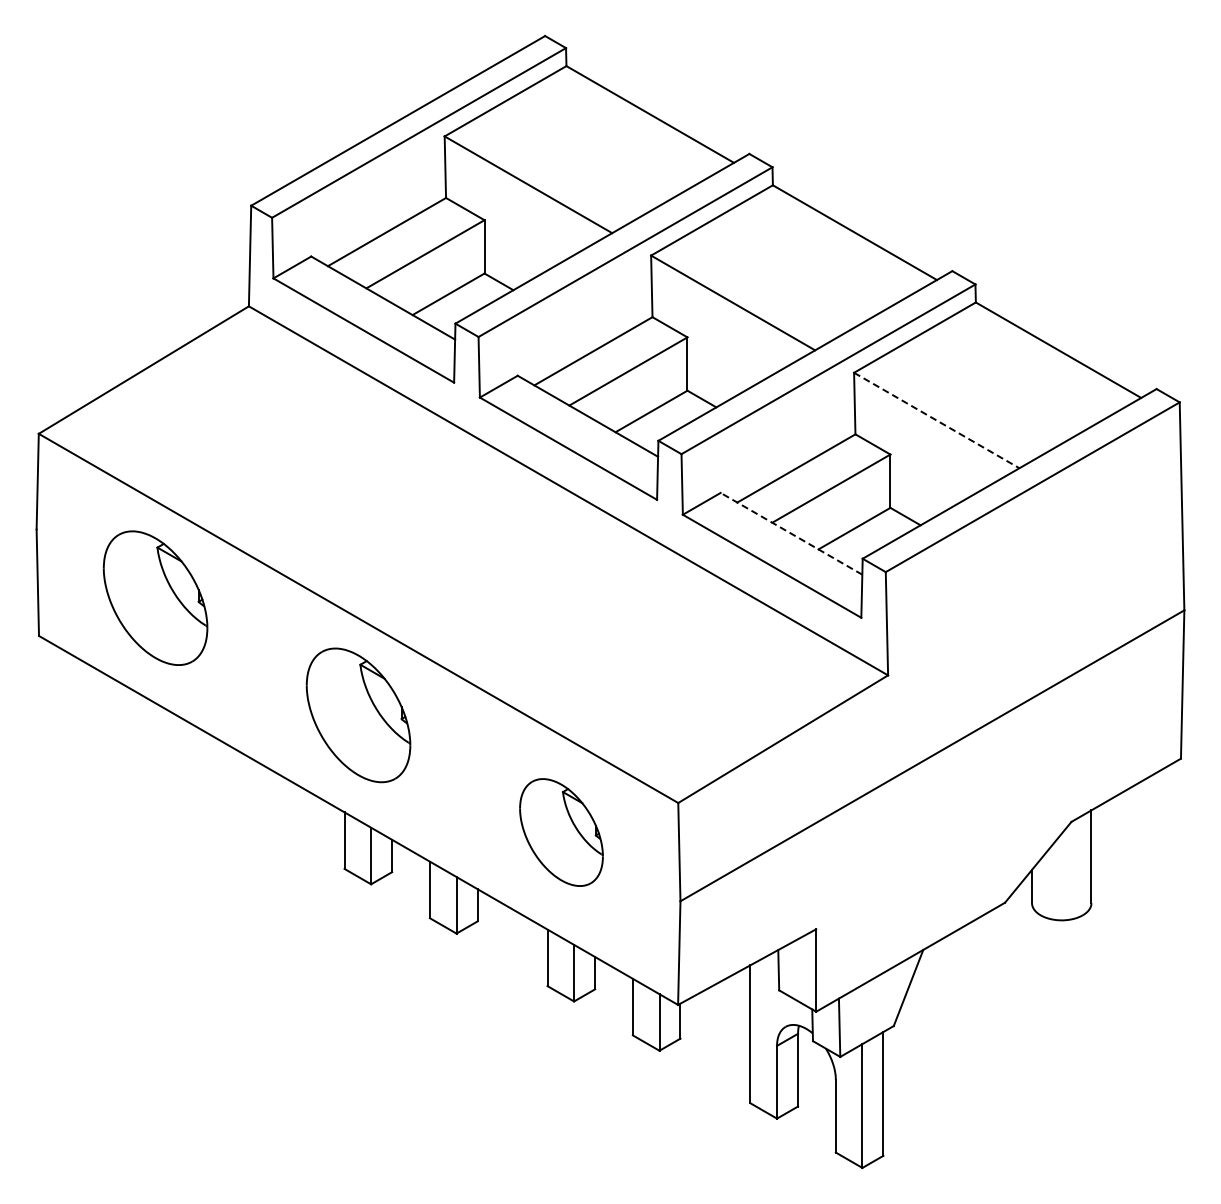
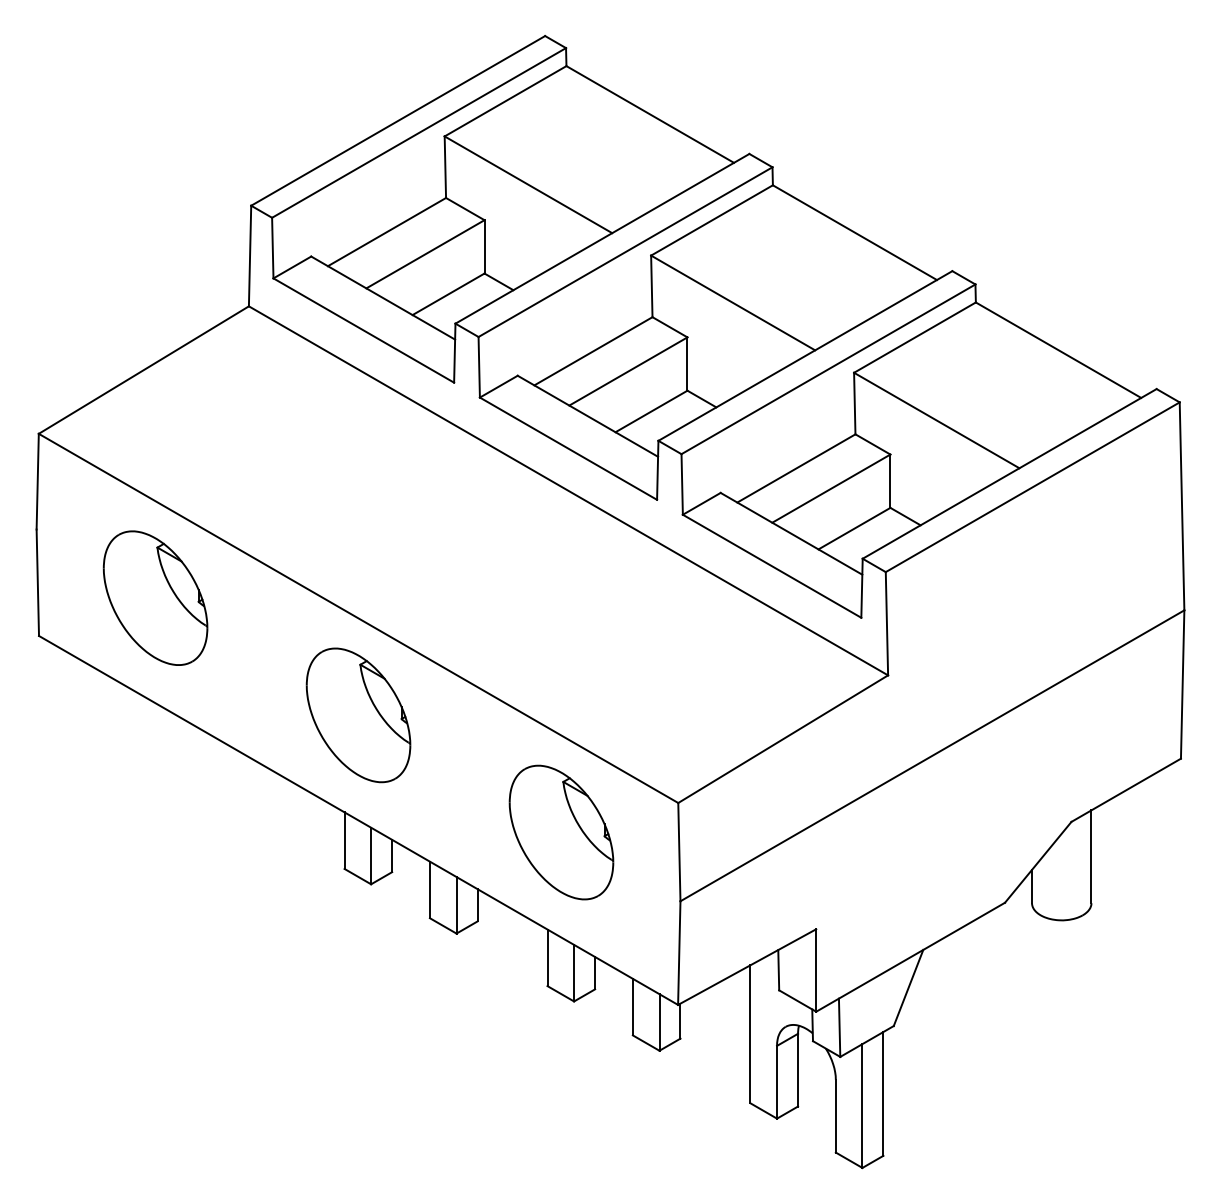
line: dashed -> solid (937, 420)
line: dashed -> solid (791, 533)
part size: 85x109 px -> 107x137 px (561, 832)
